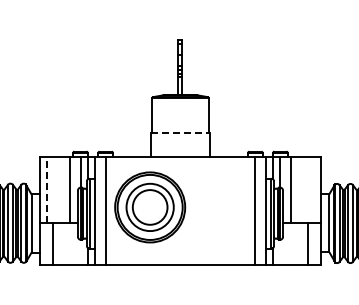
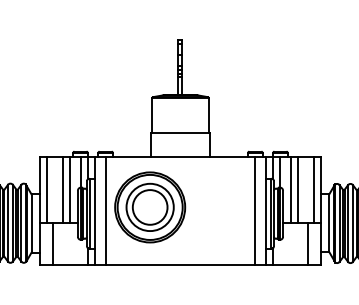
line: dashed -> solid (180, 133)
line: dashed -> solid (47, 190)
line: none -> present (62, 190)
line: none -> present (298, 190)
line: none -> present (313, 190)
